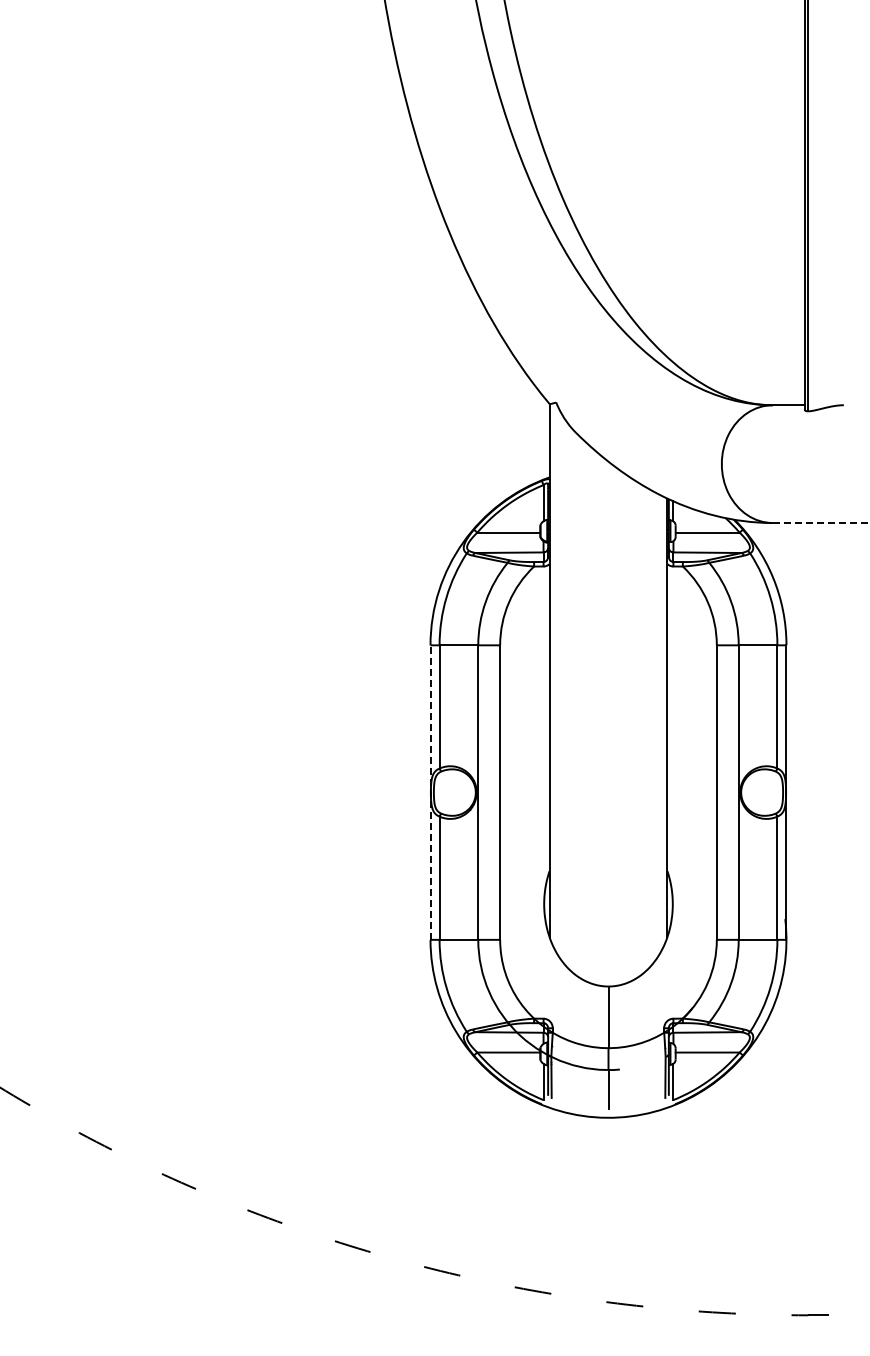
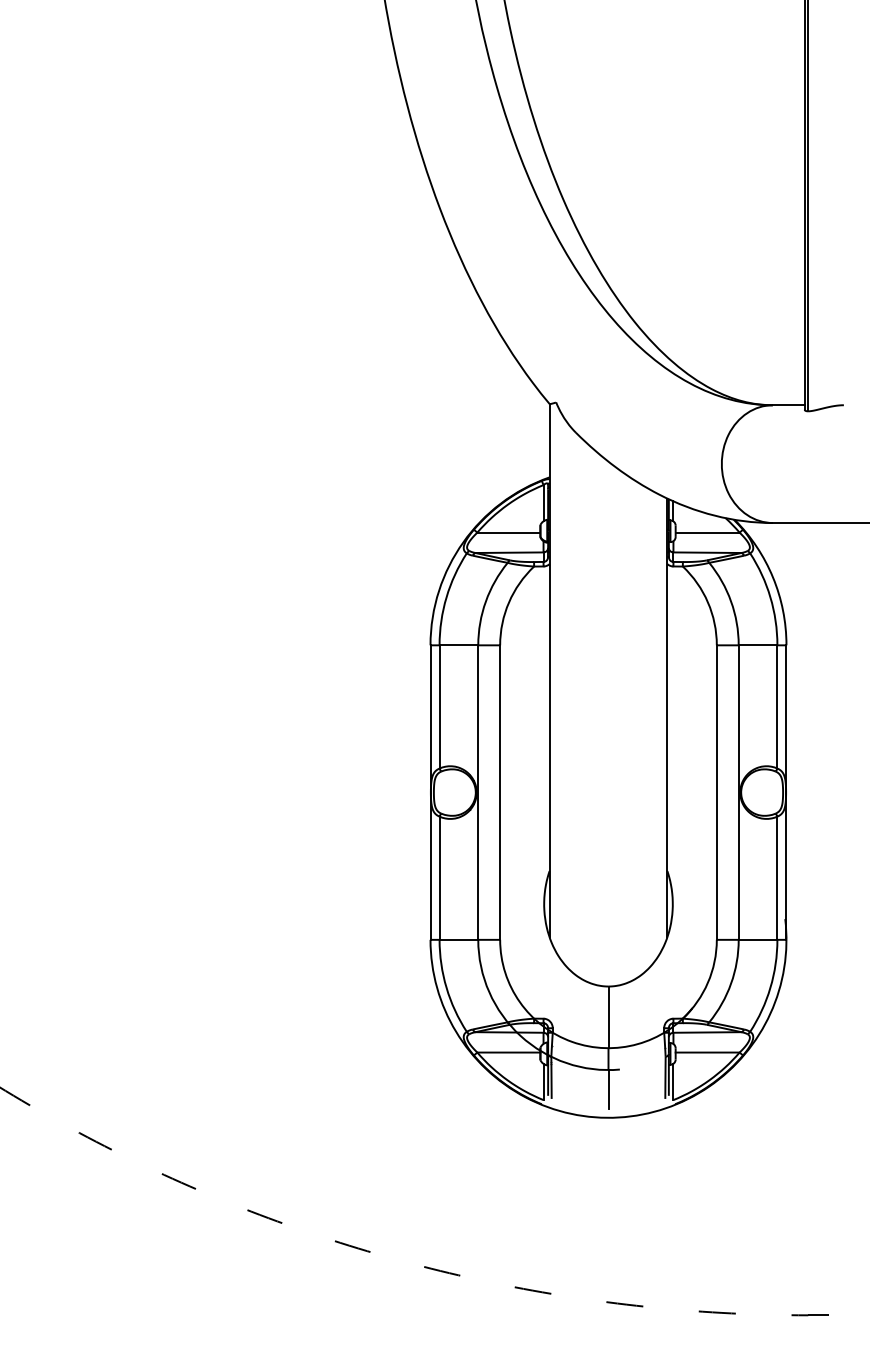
line: dashed -> solid (821, 523)
line: dashed -> solid (430, 792)
